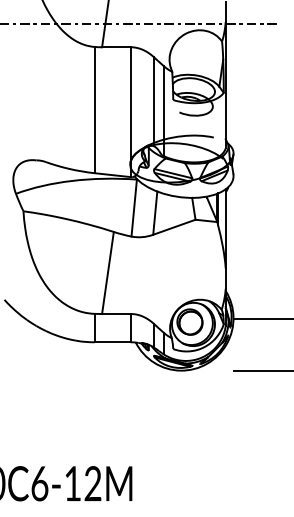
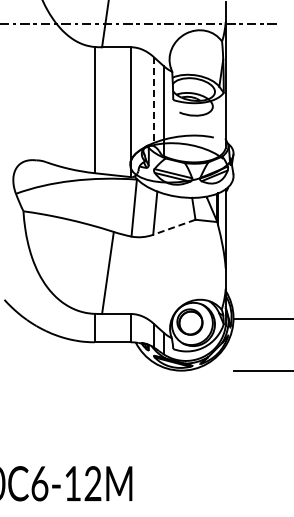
line: solid -> dashed (153, 101)
line: solid -> dashed (173, 227)
